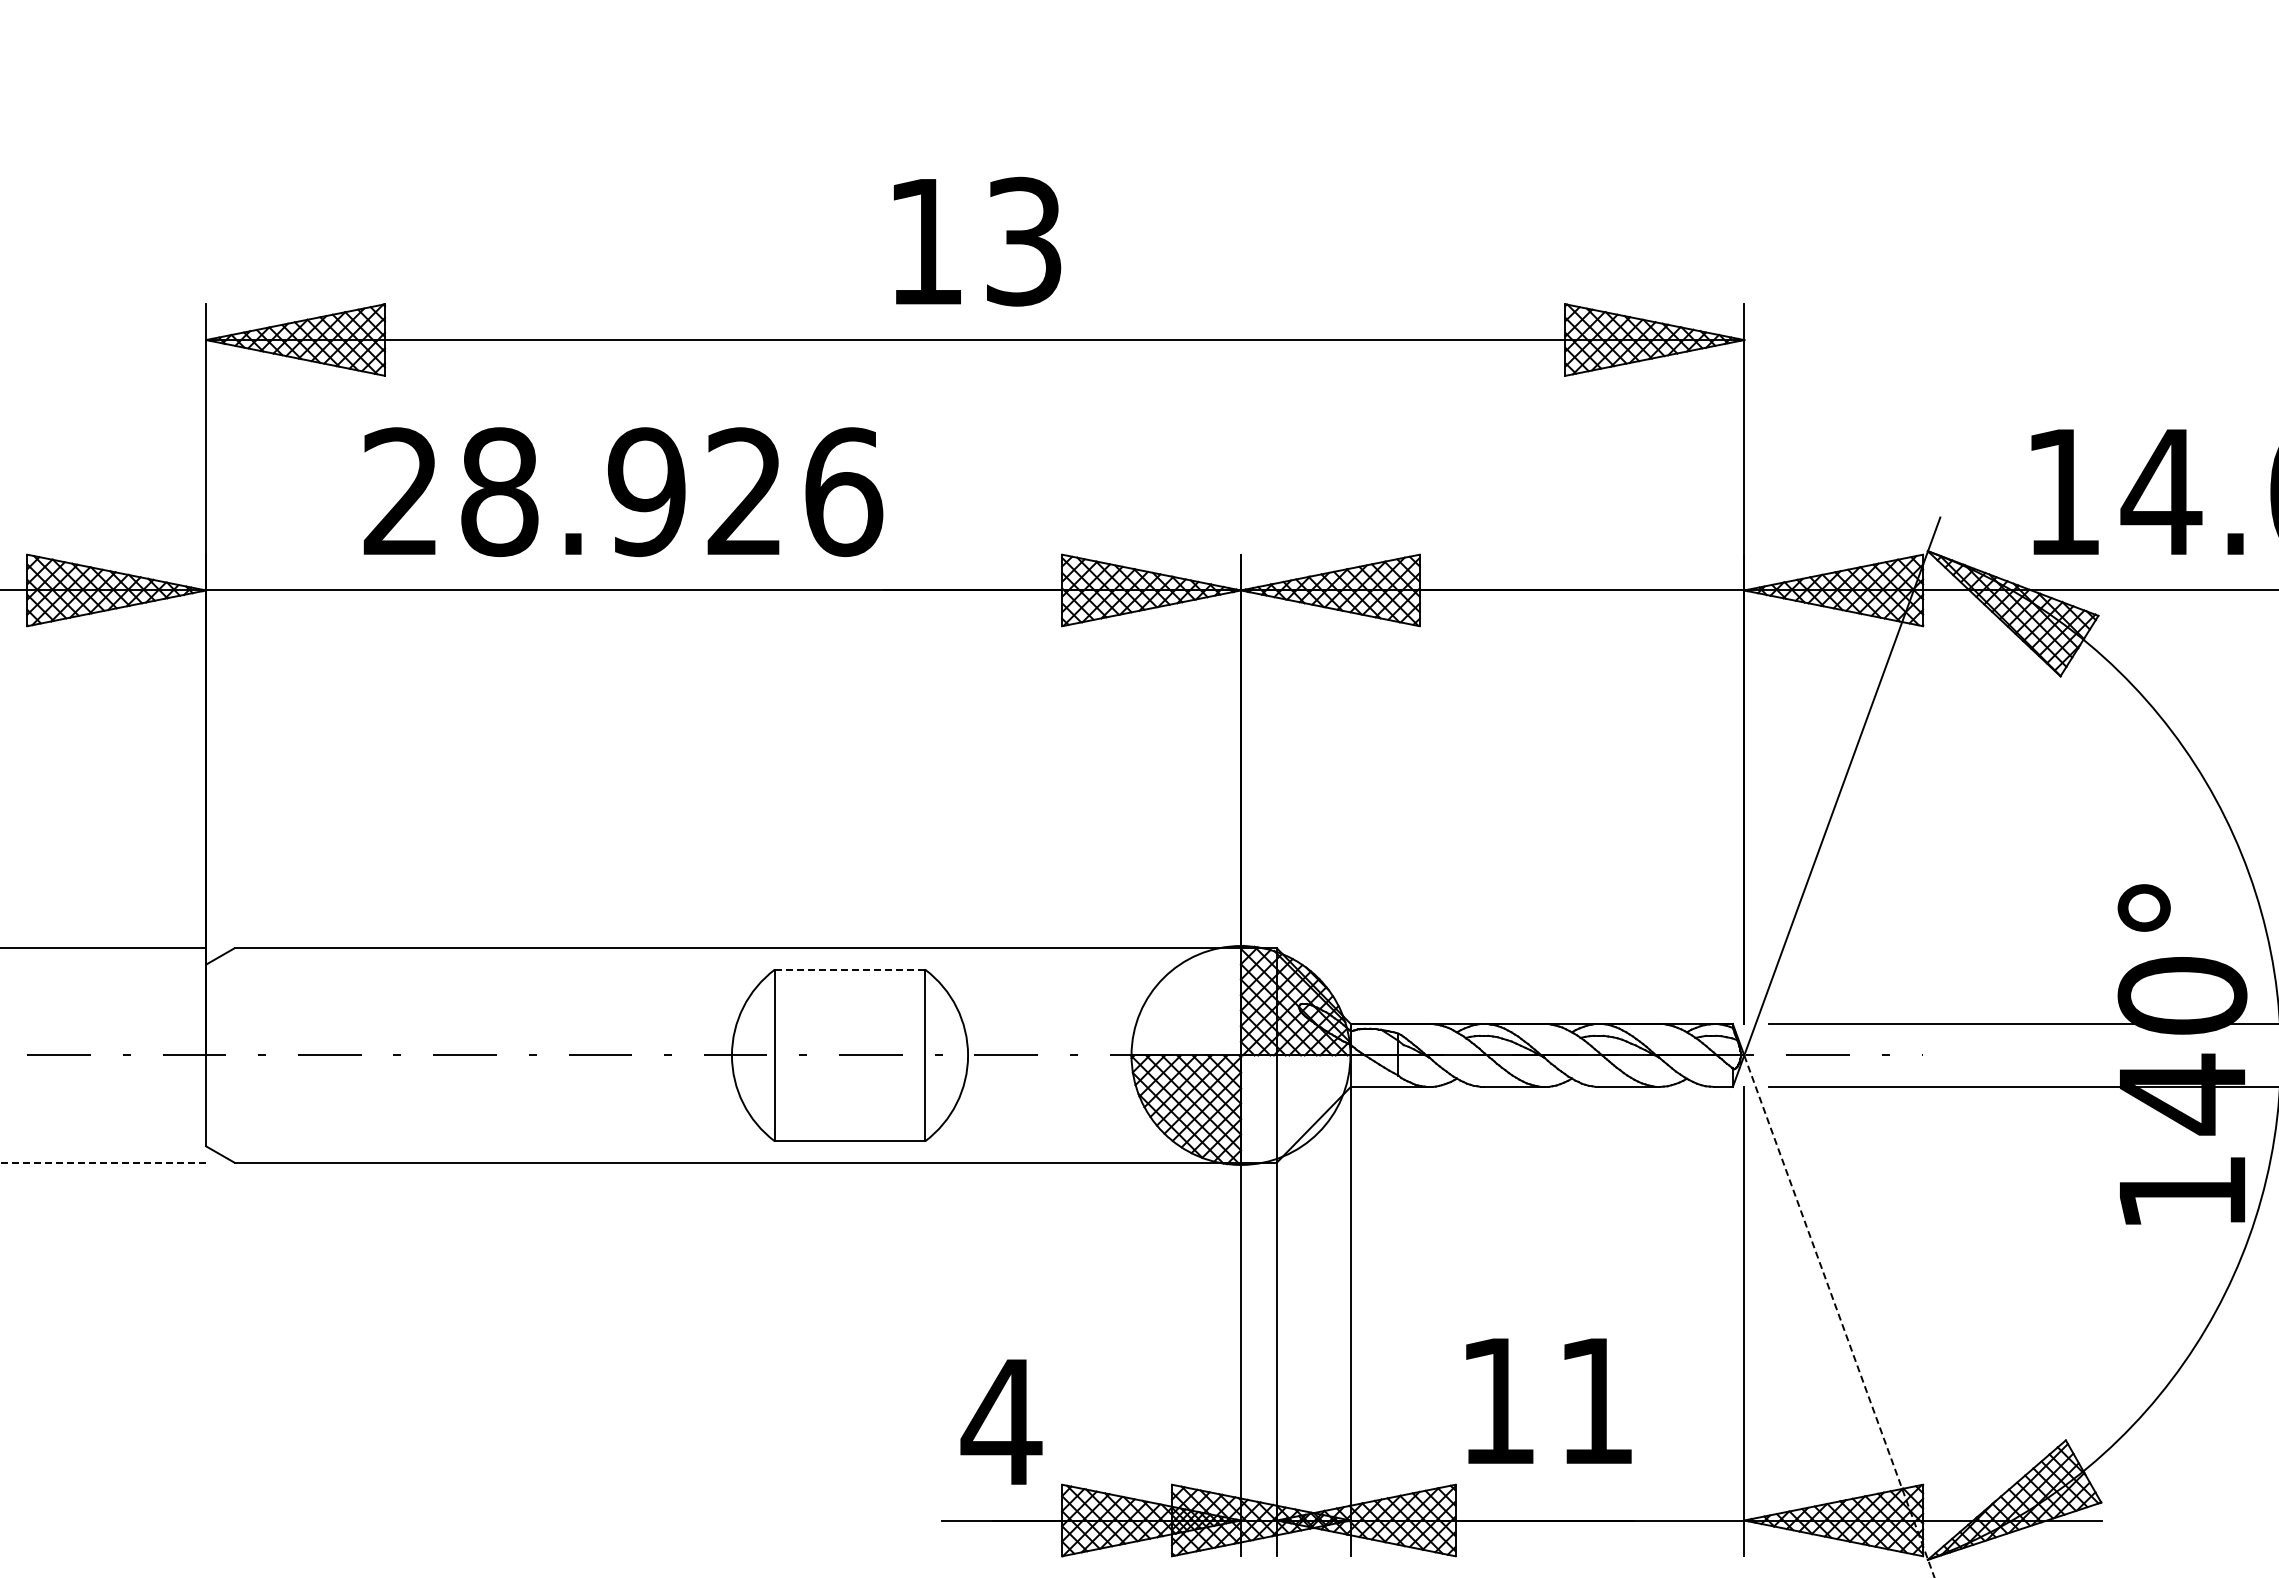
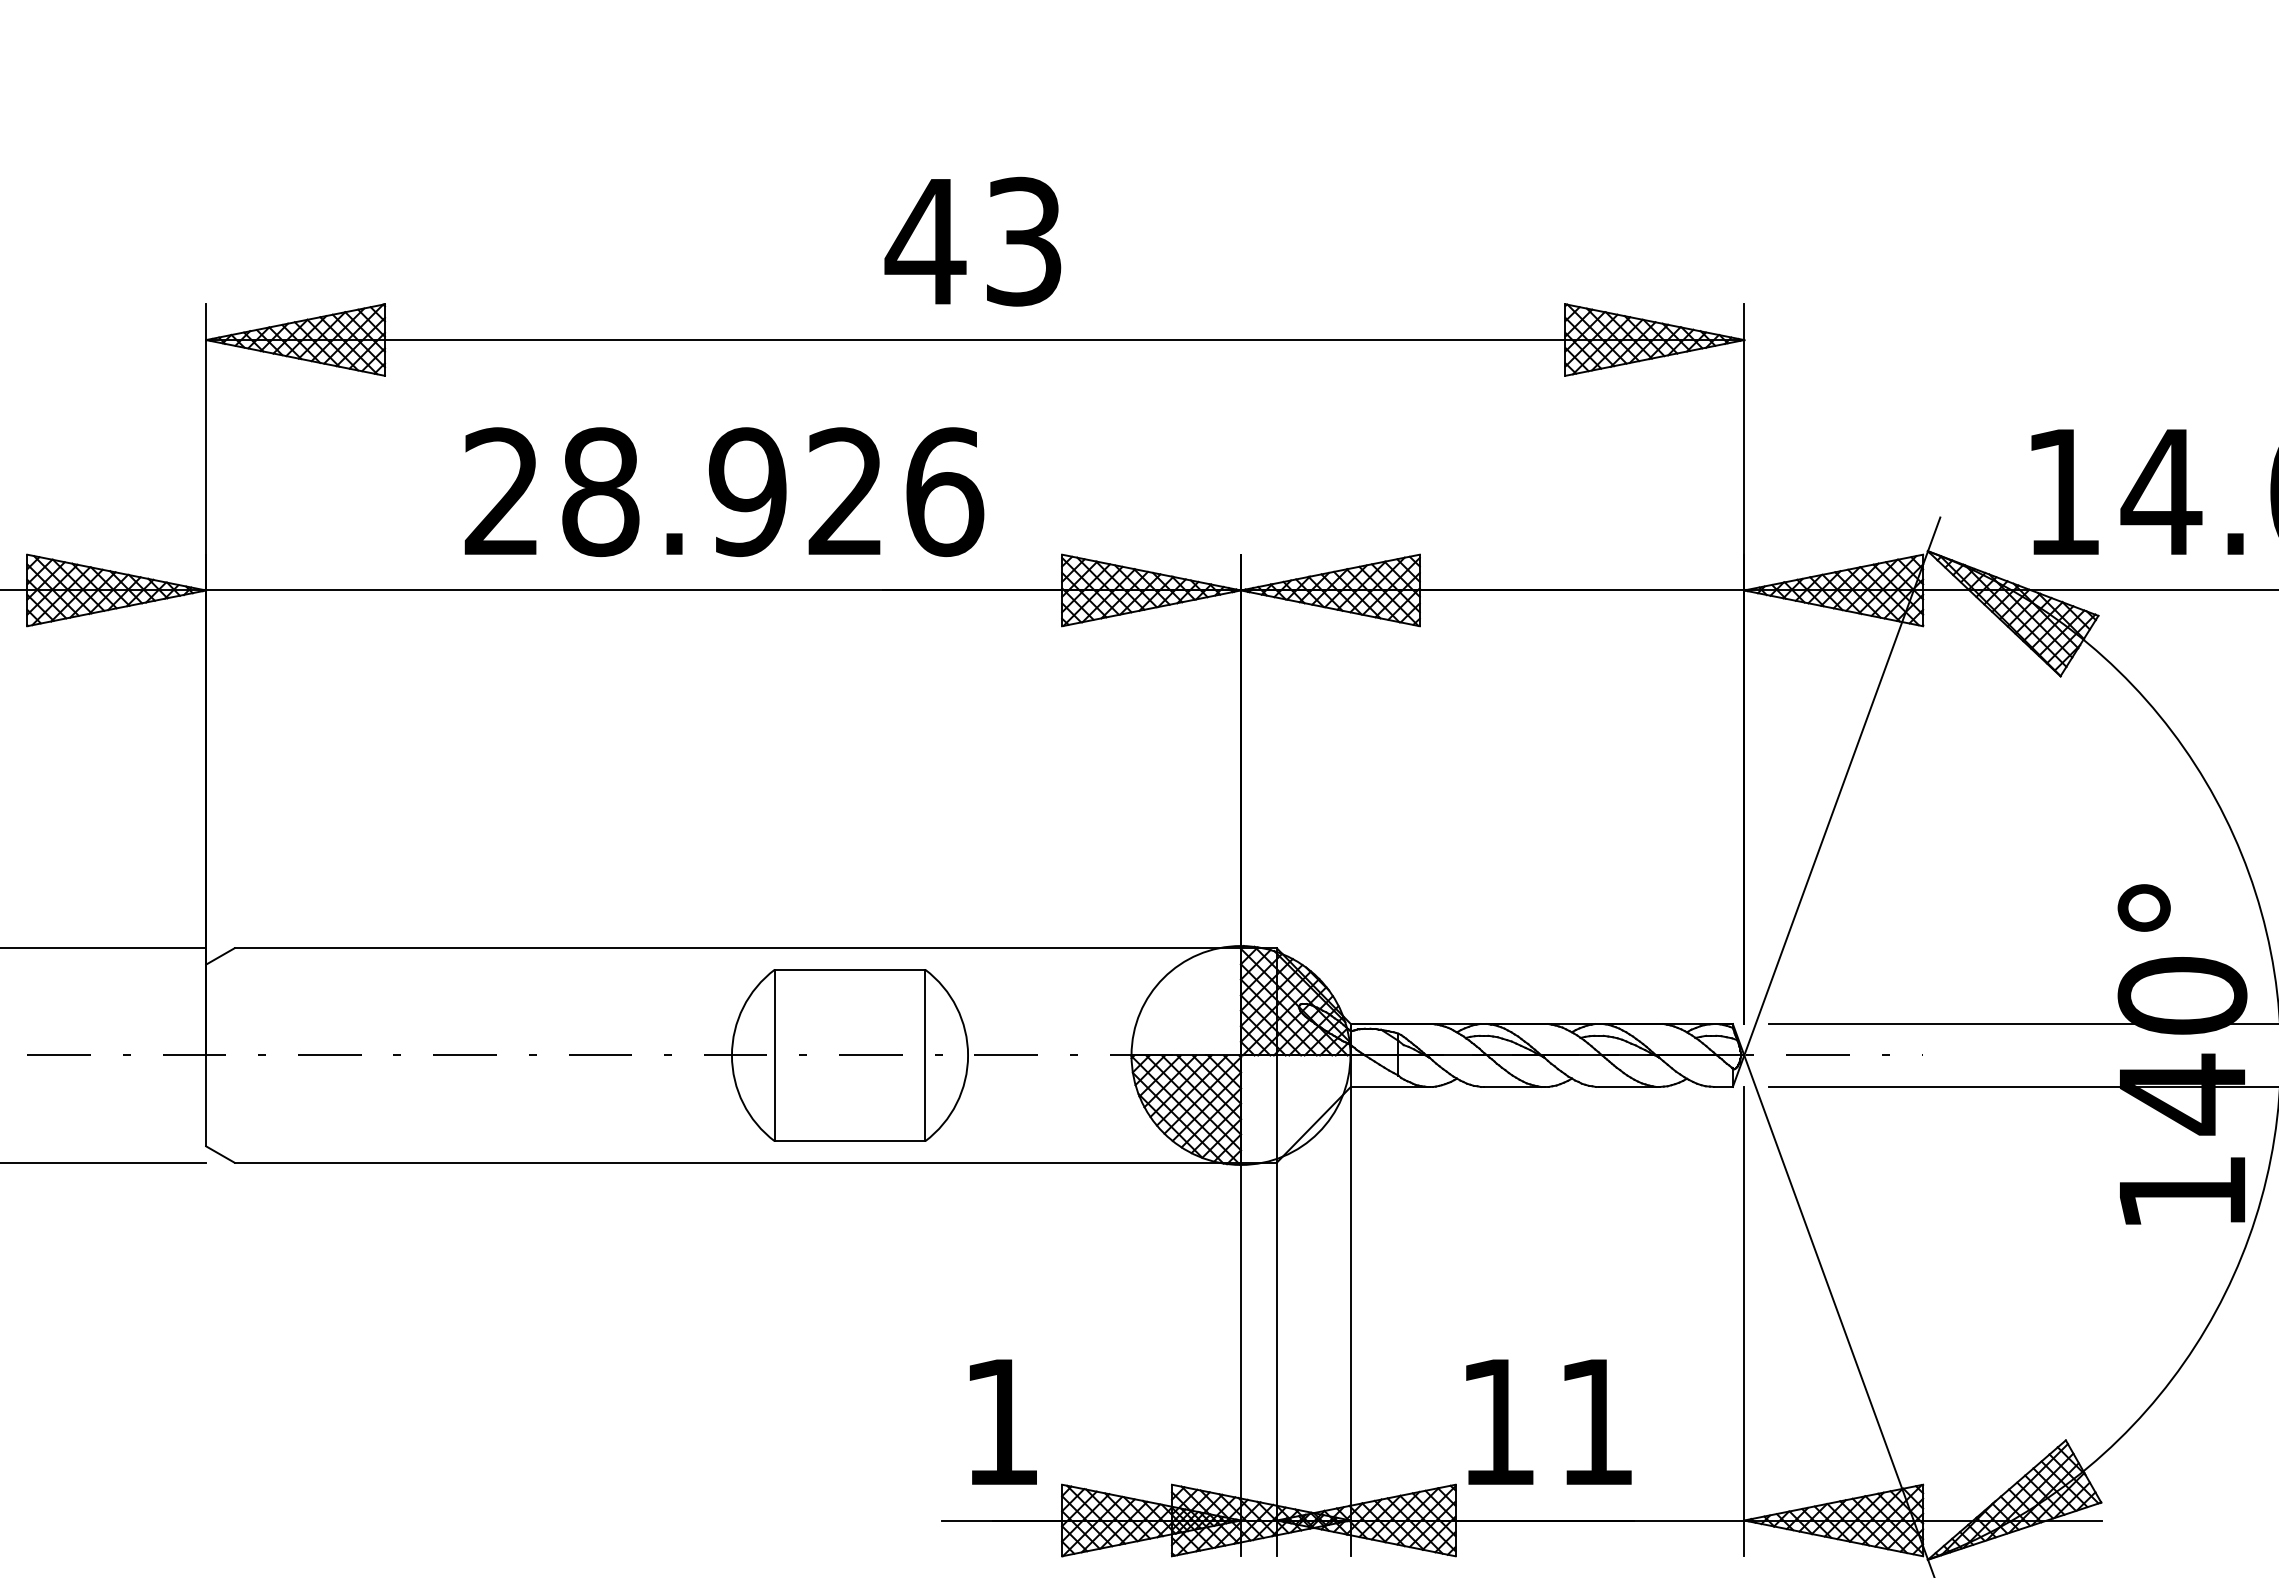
text: 13 -> 43 (925, 241)
text position: (623, 492) -> (724, 492) (724, 492)
line: dashed -> solid (850, 969)
line: dashed -> solid (103, 1162)
line: dashed -> solid (1839, 1316)
text position: (1548, 1400) -> (1548, 1421) (1548, 1421)
text: 4 -> 1 (1001, 1421)
